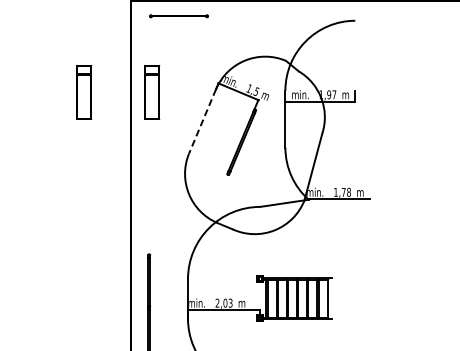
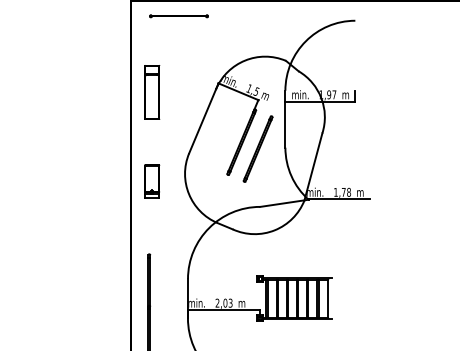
part: present -> none (84, 92)
line: dashed -> solid (202, 121)
part: none -> present (257, 148)
part: none -> present (152, 181)
